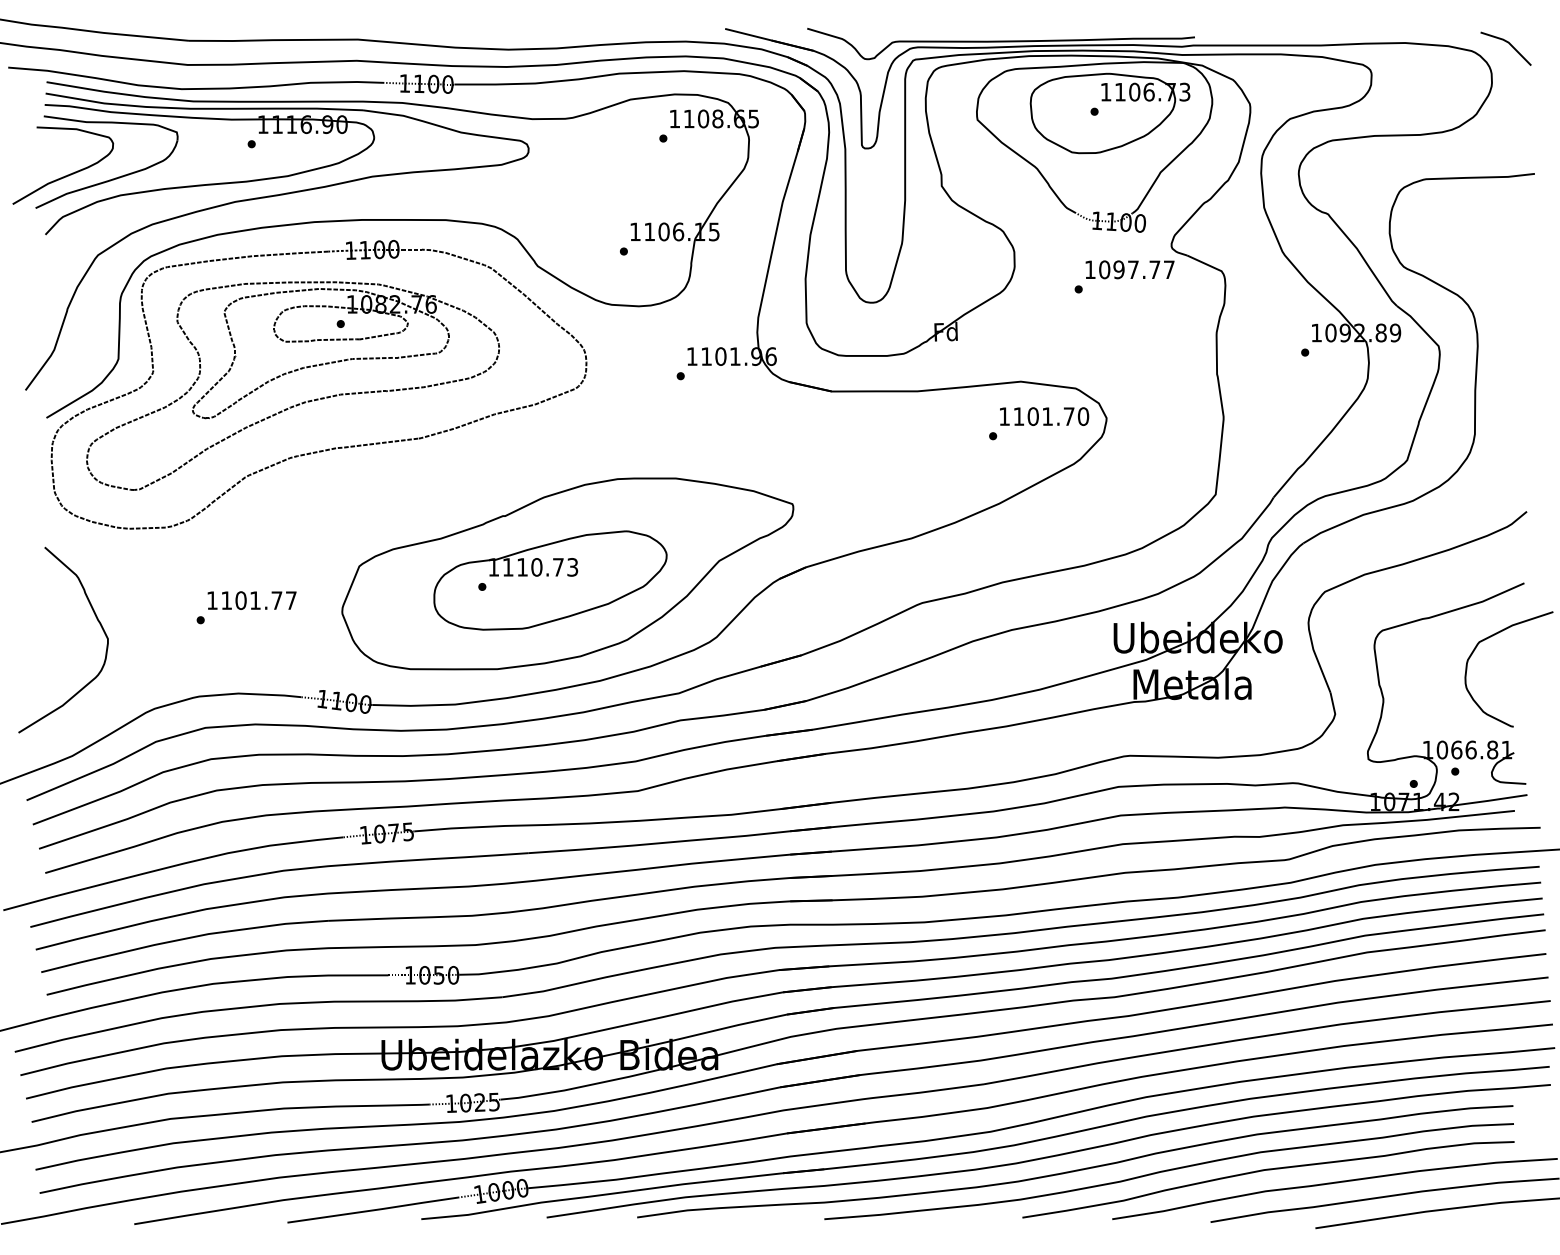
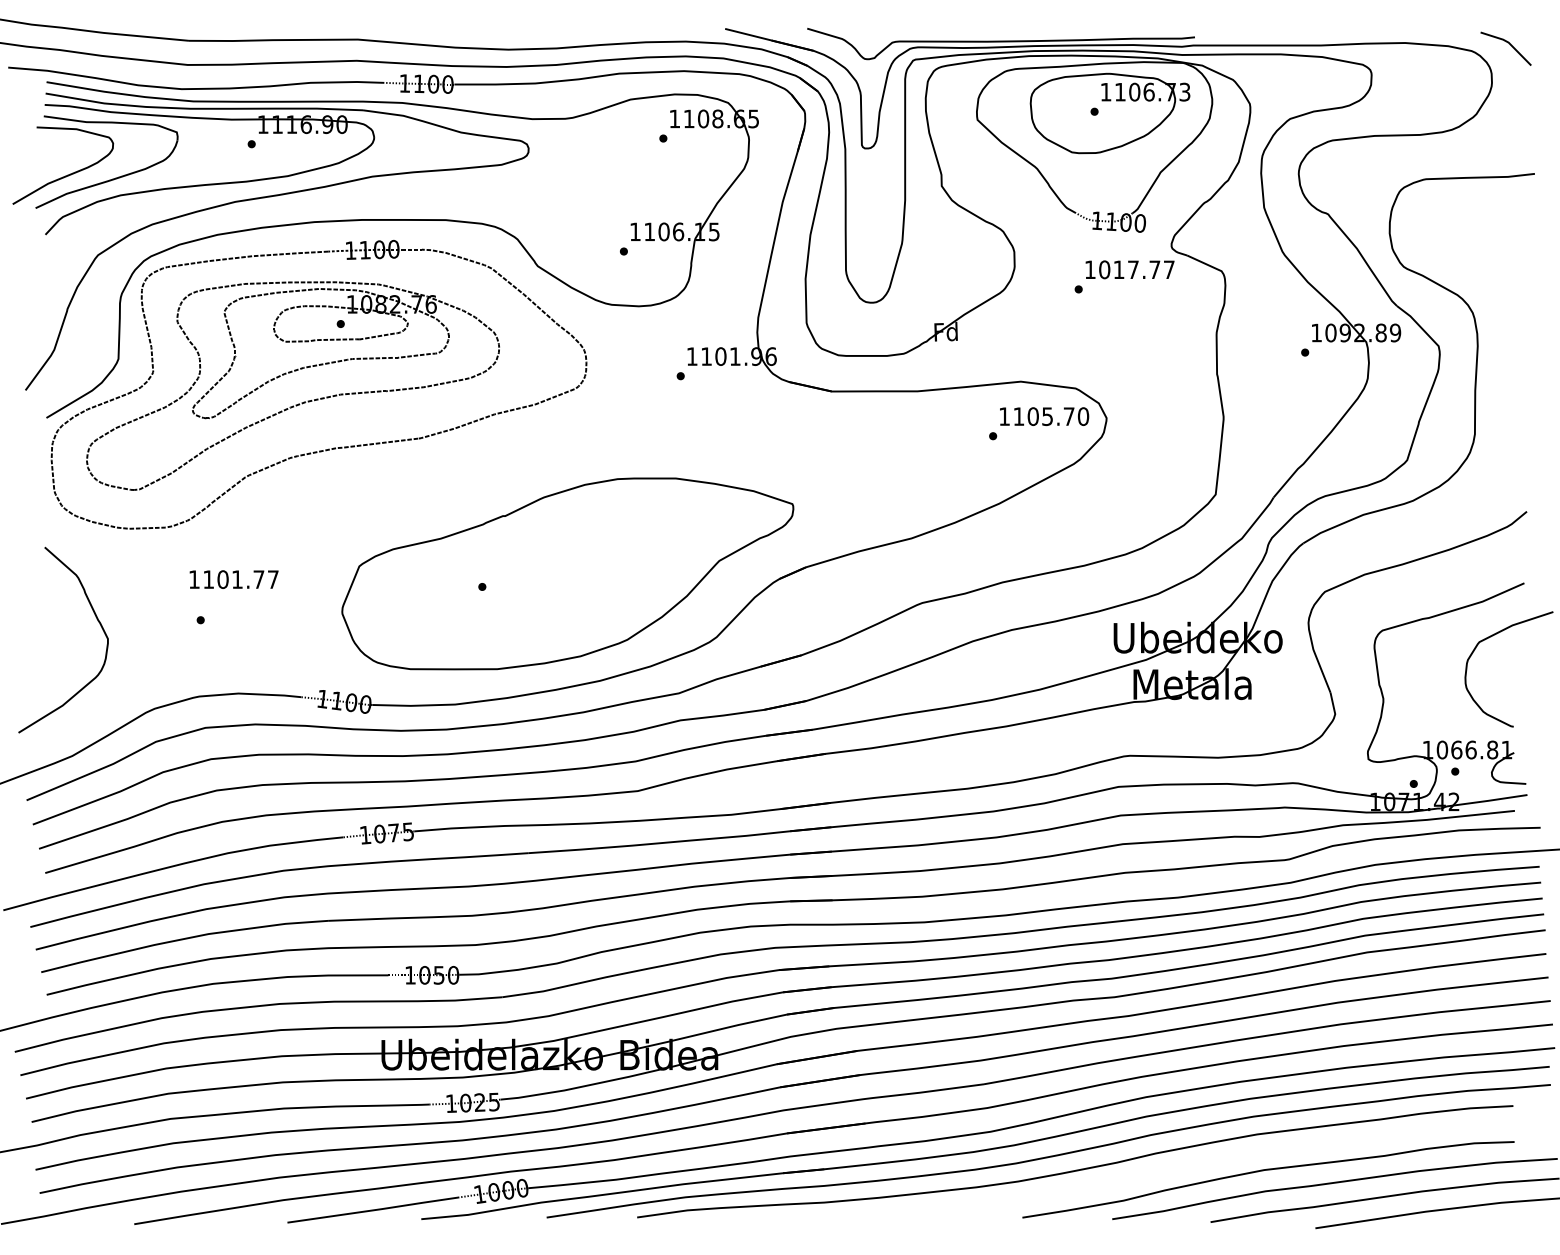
text: 1097.77 -> 1017.77 (1118, 269)
text: 1101.70 -> 1105.70 (1047, 416)
part: present -> none (550, 580)
text position: (251, 600) -> (233, 579) (233, 579)
curve: present -> none (1168, 1171)
